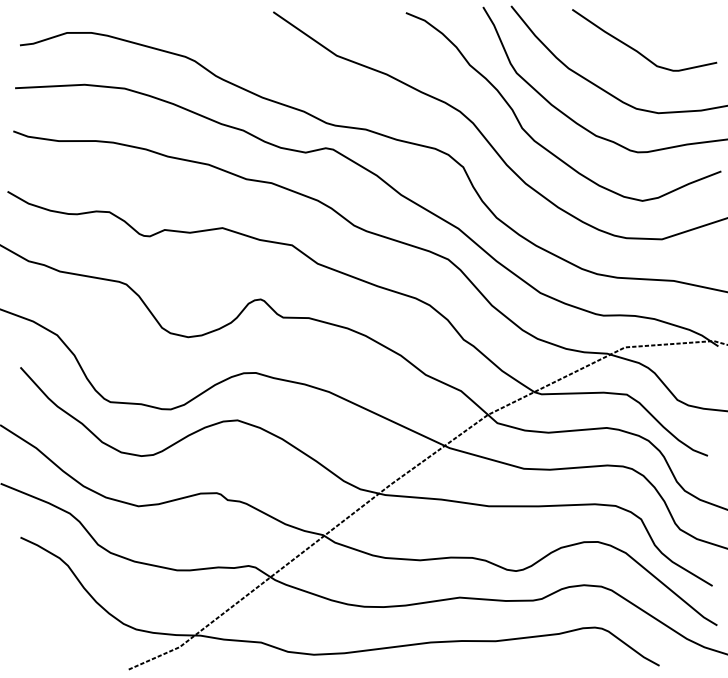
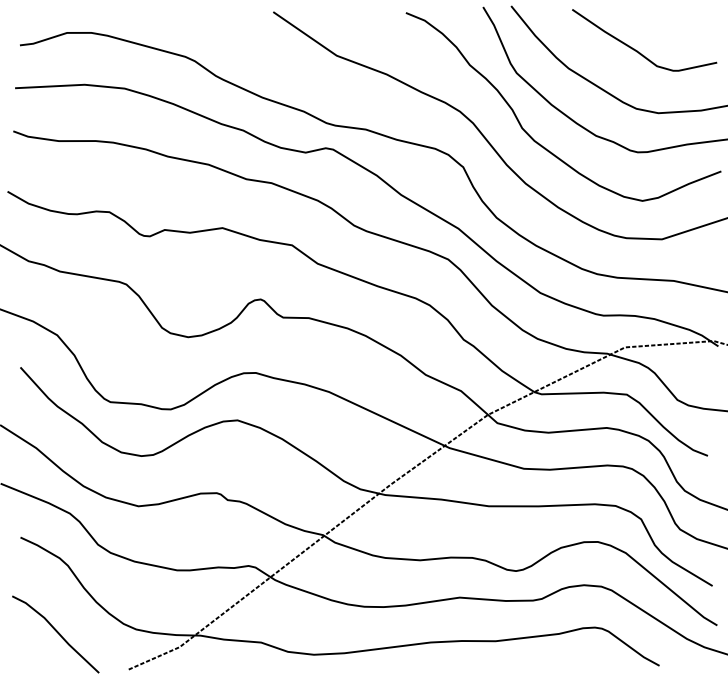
part: none -> present (55, 634)
